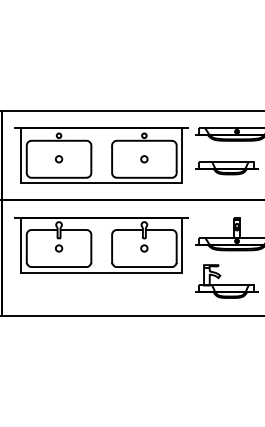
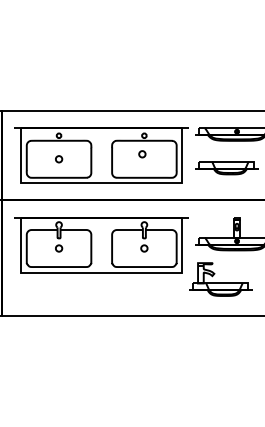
circle position: (144, 159) -> (142, 154) (142, 154)
part position: (226, 281) -> (220, 279) (220, 279)
